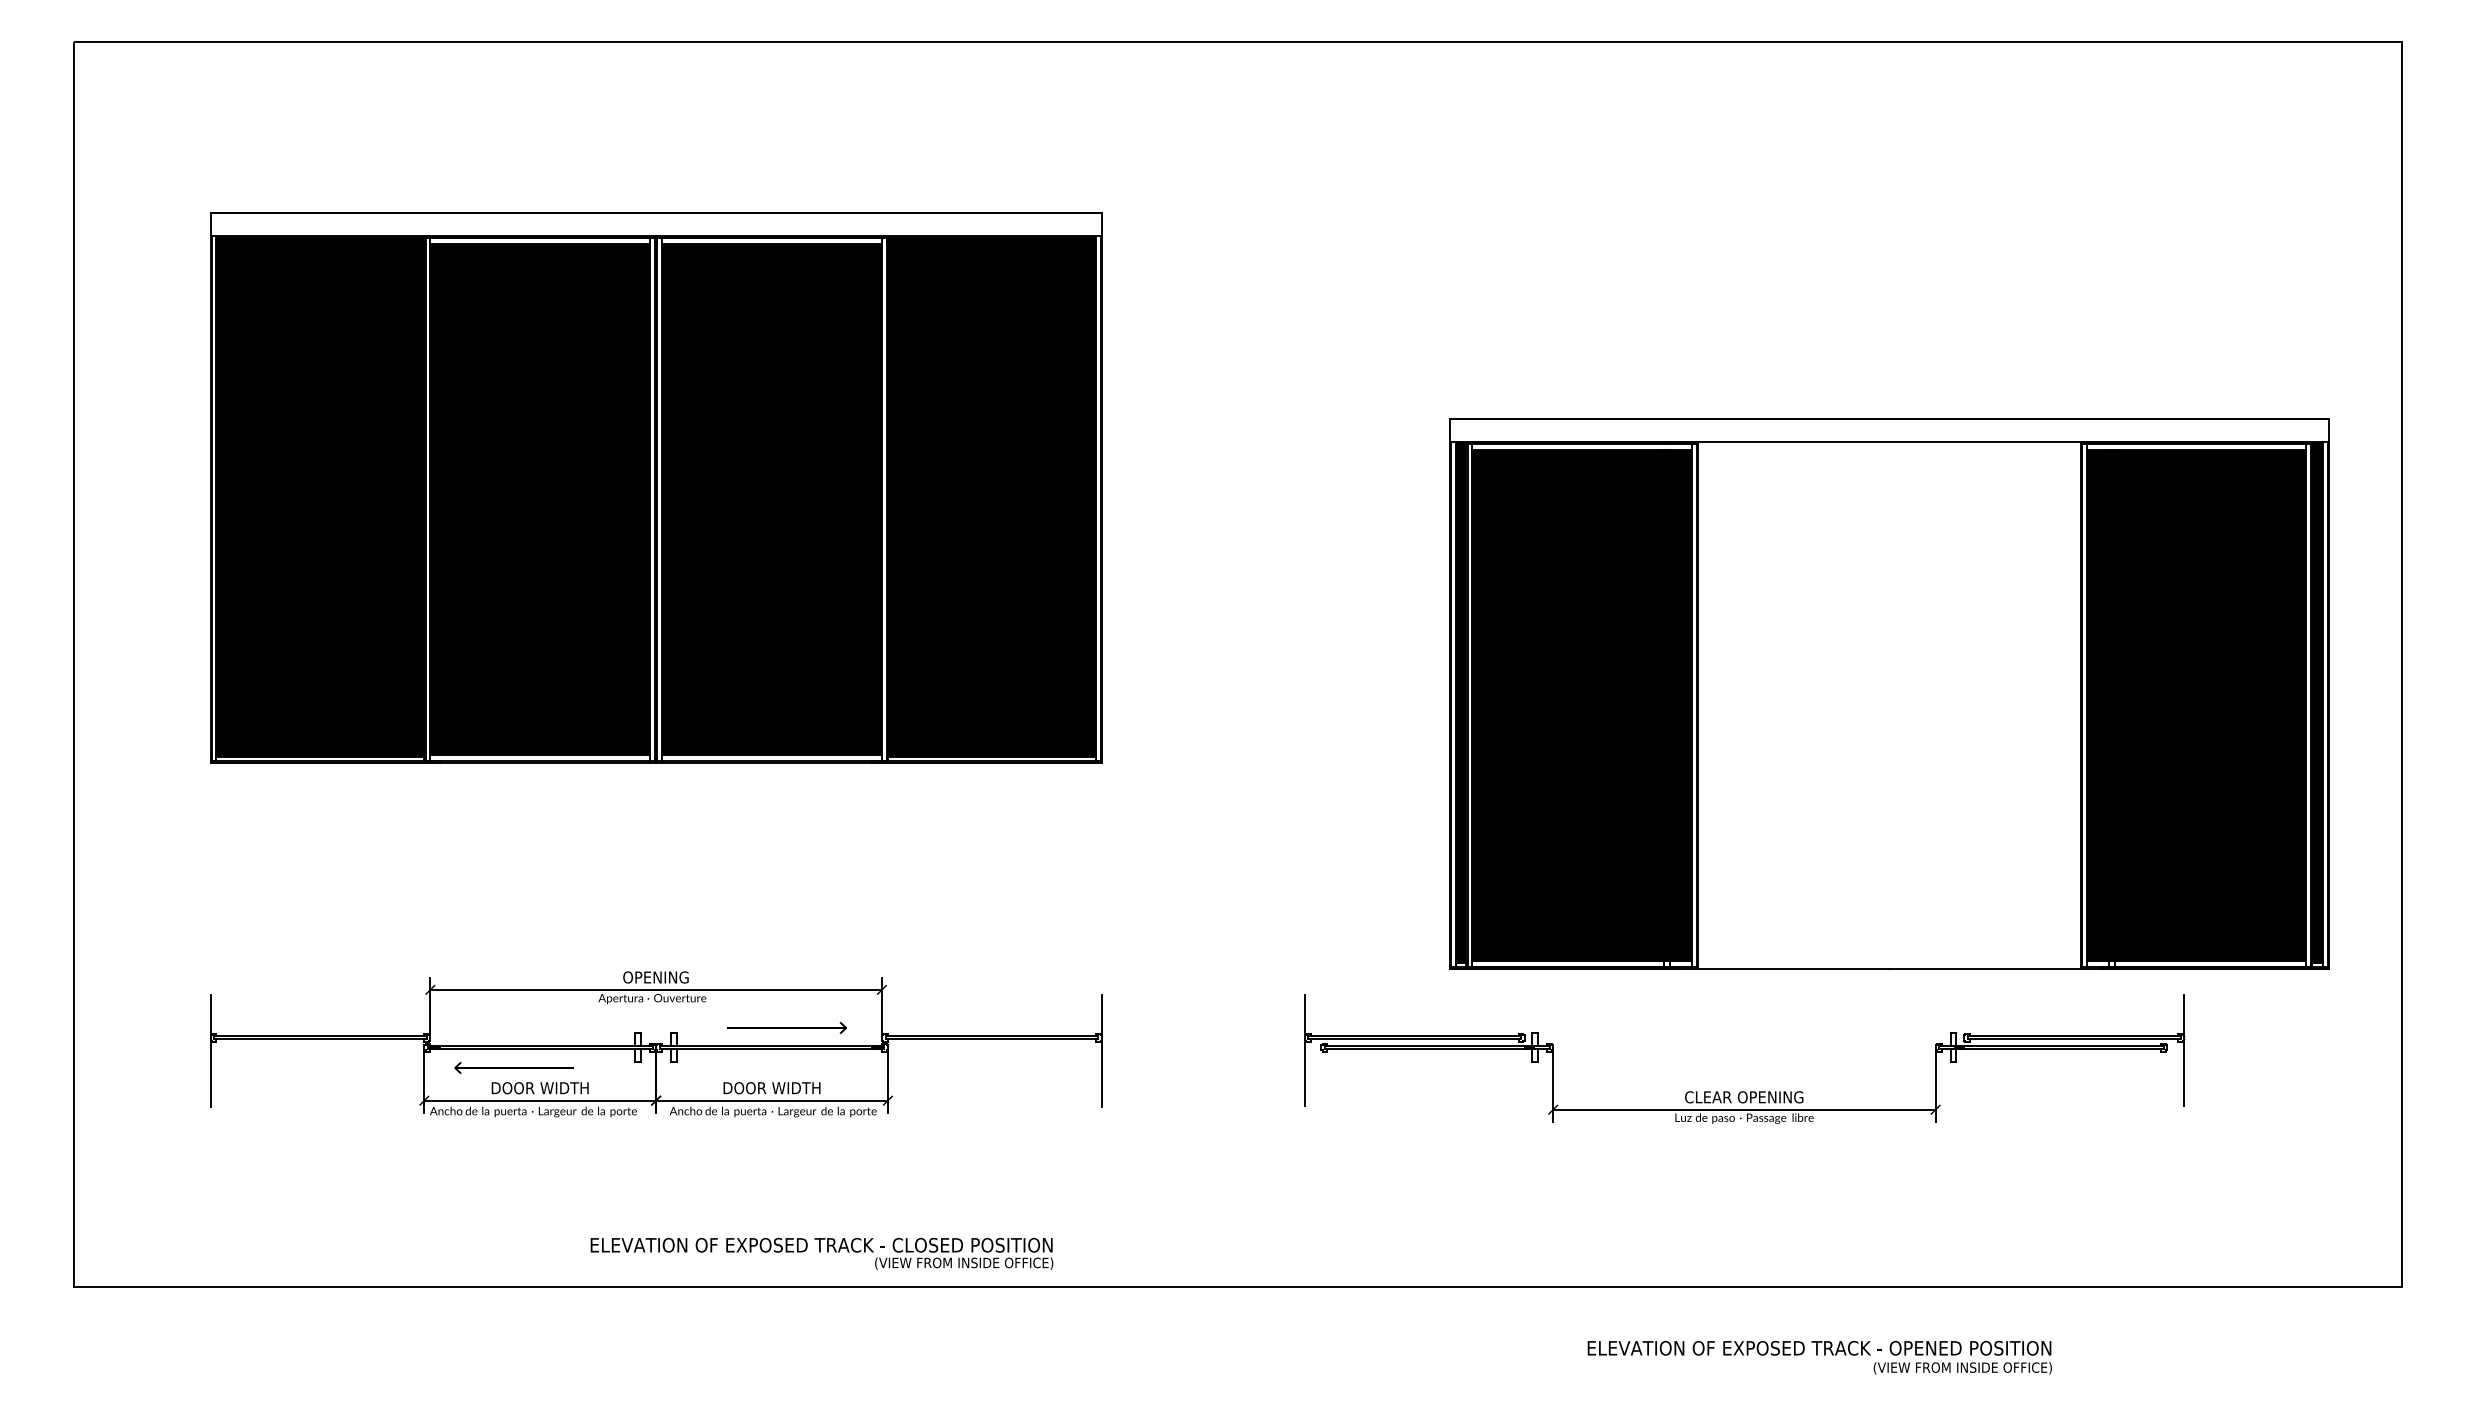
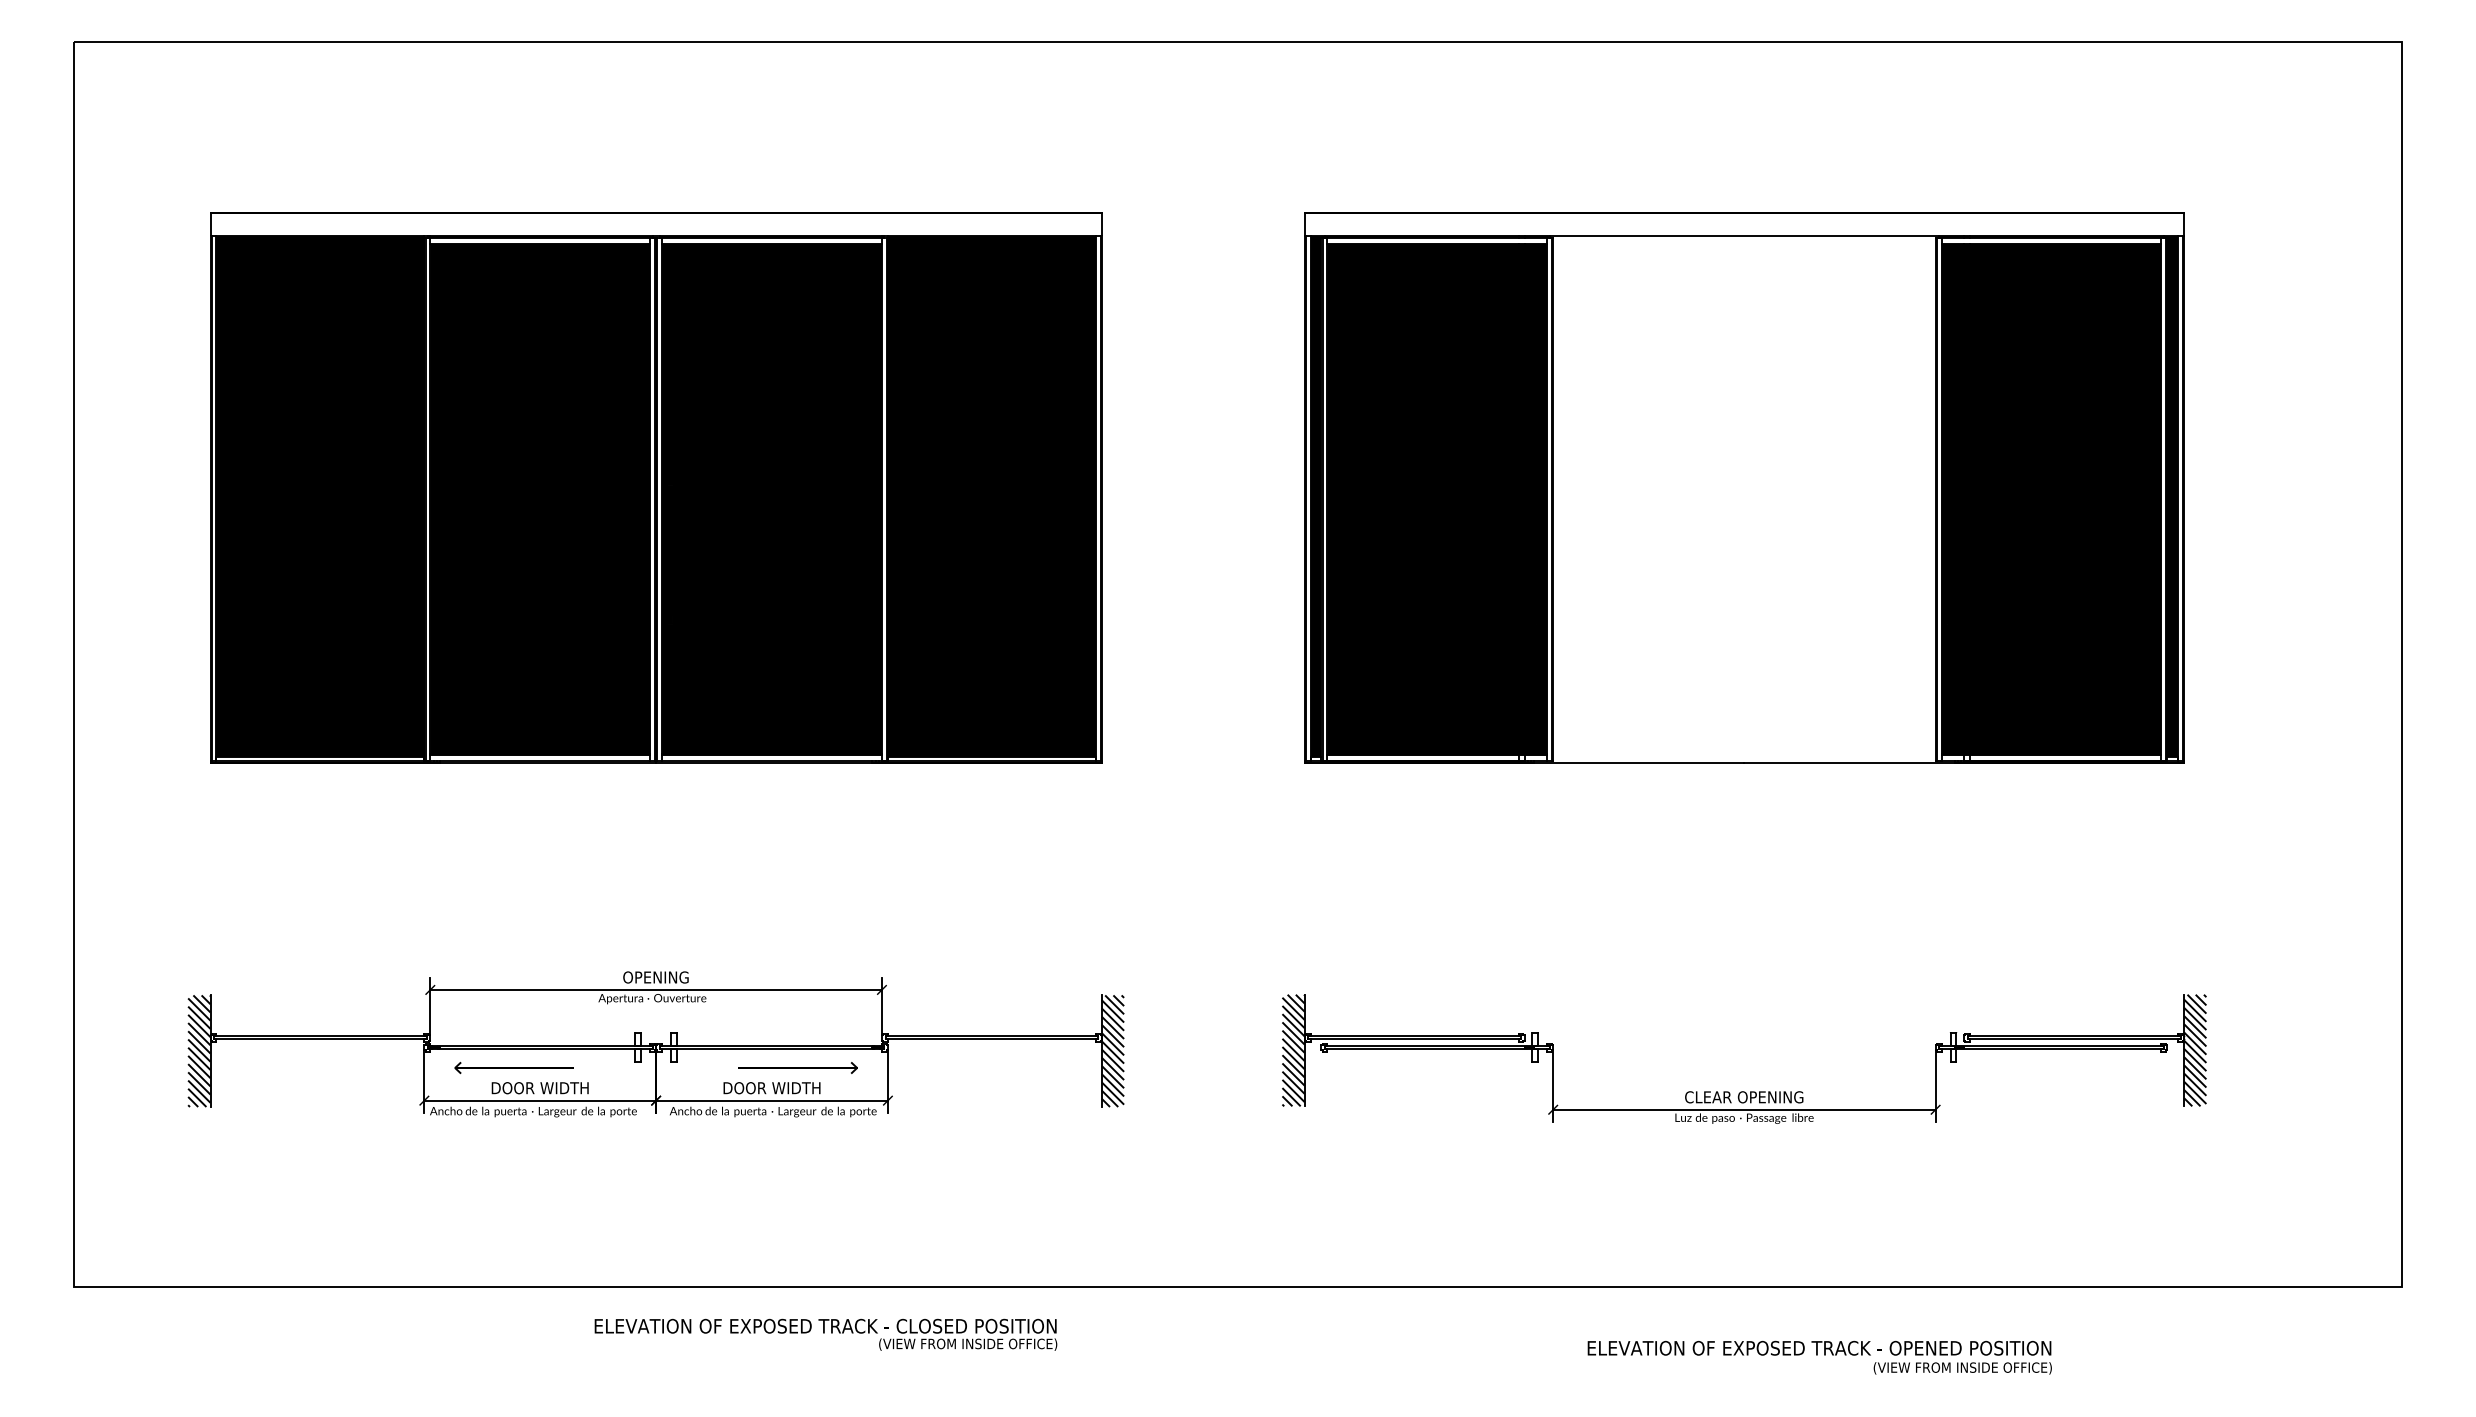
part position: (1889, 693) -> (1744, 487) (1744, 487)
line position: (786, 1027) -> (797, 1067) (797, 1067)
hatch: none -> present (1293, 1050)
hatch: none -> present (2195, 1050)
hatch: none -> present (199, 1051)
hatch: none -> present (1112, 1051)
text position: (821, 1253) -> (825, 1334) (825, 1334)
